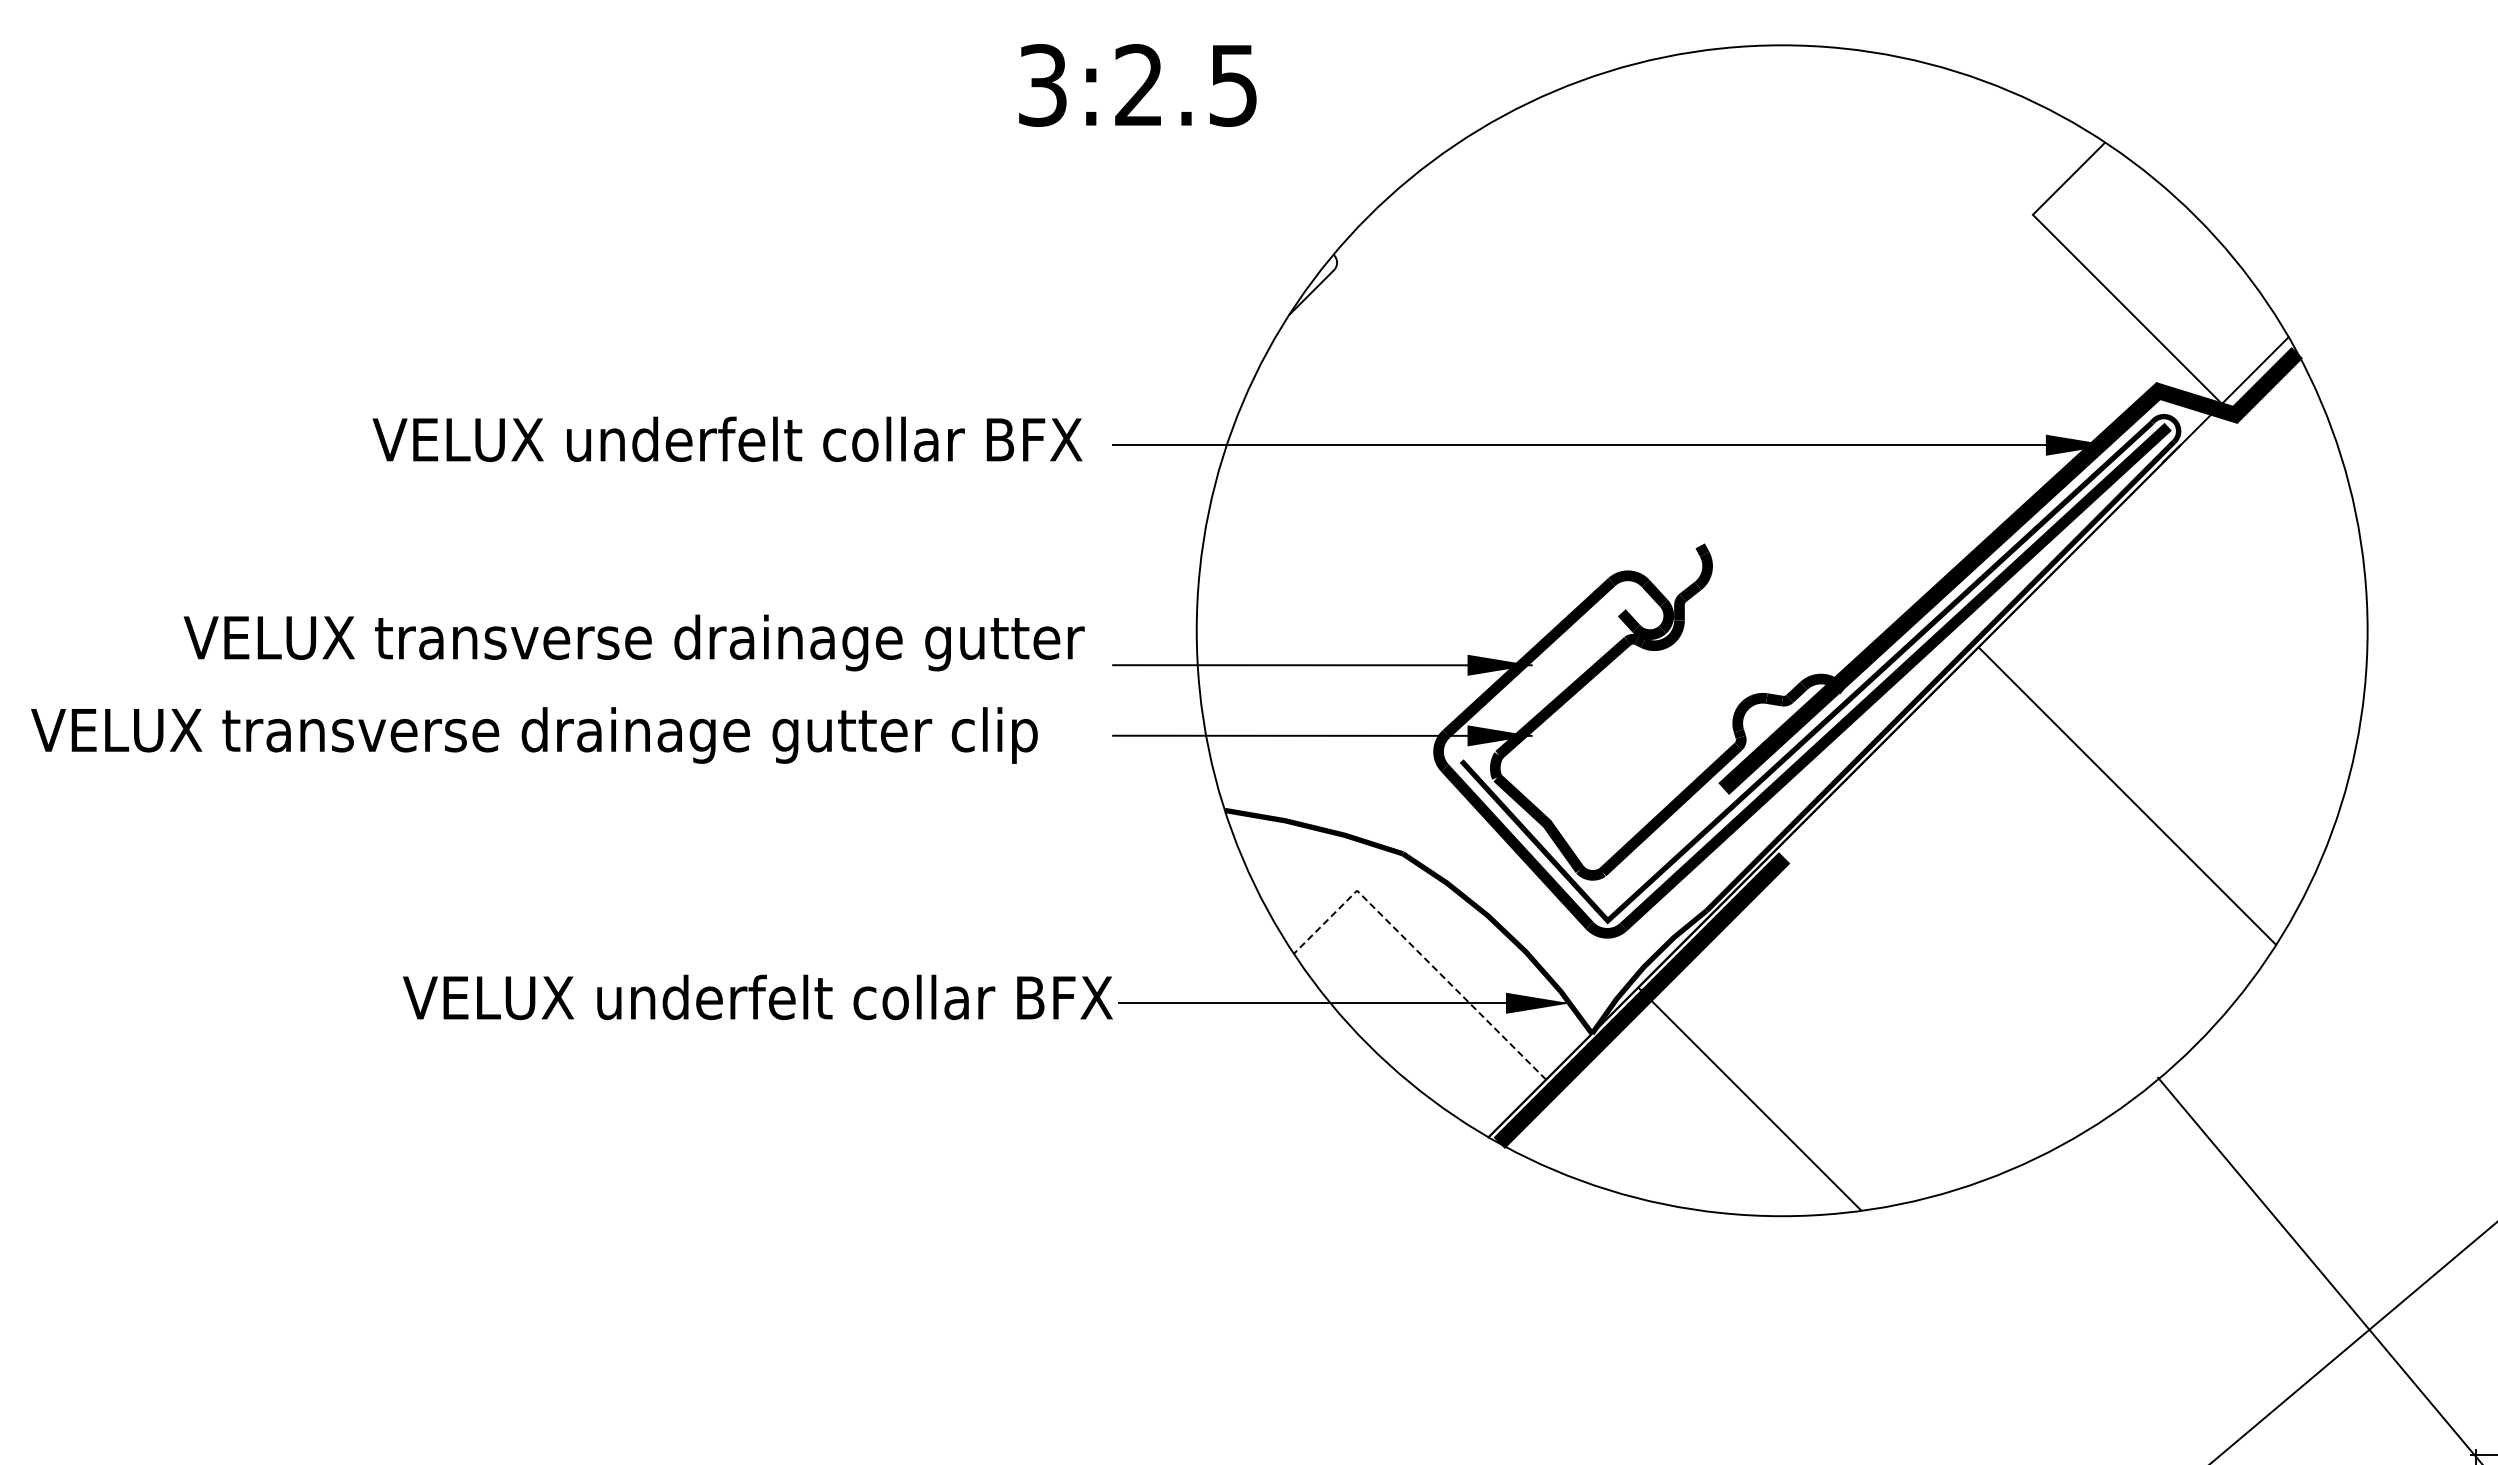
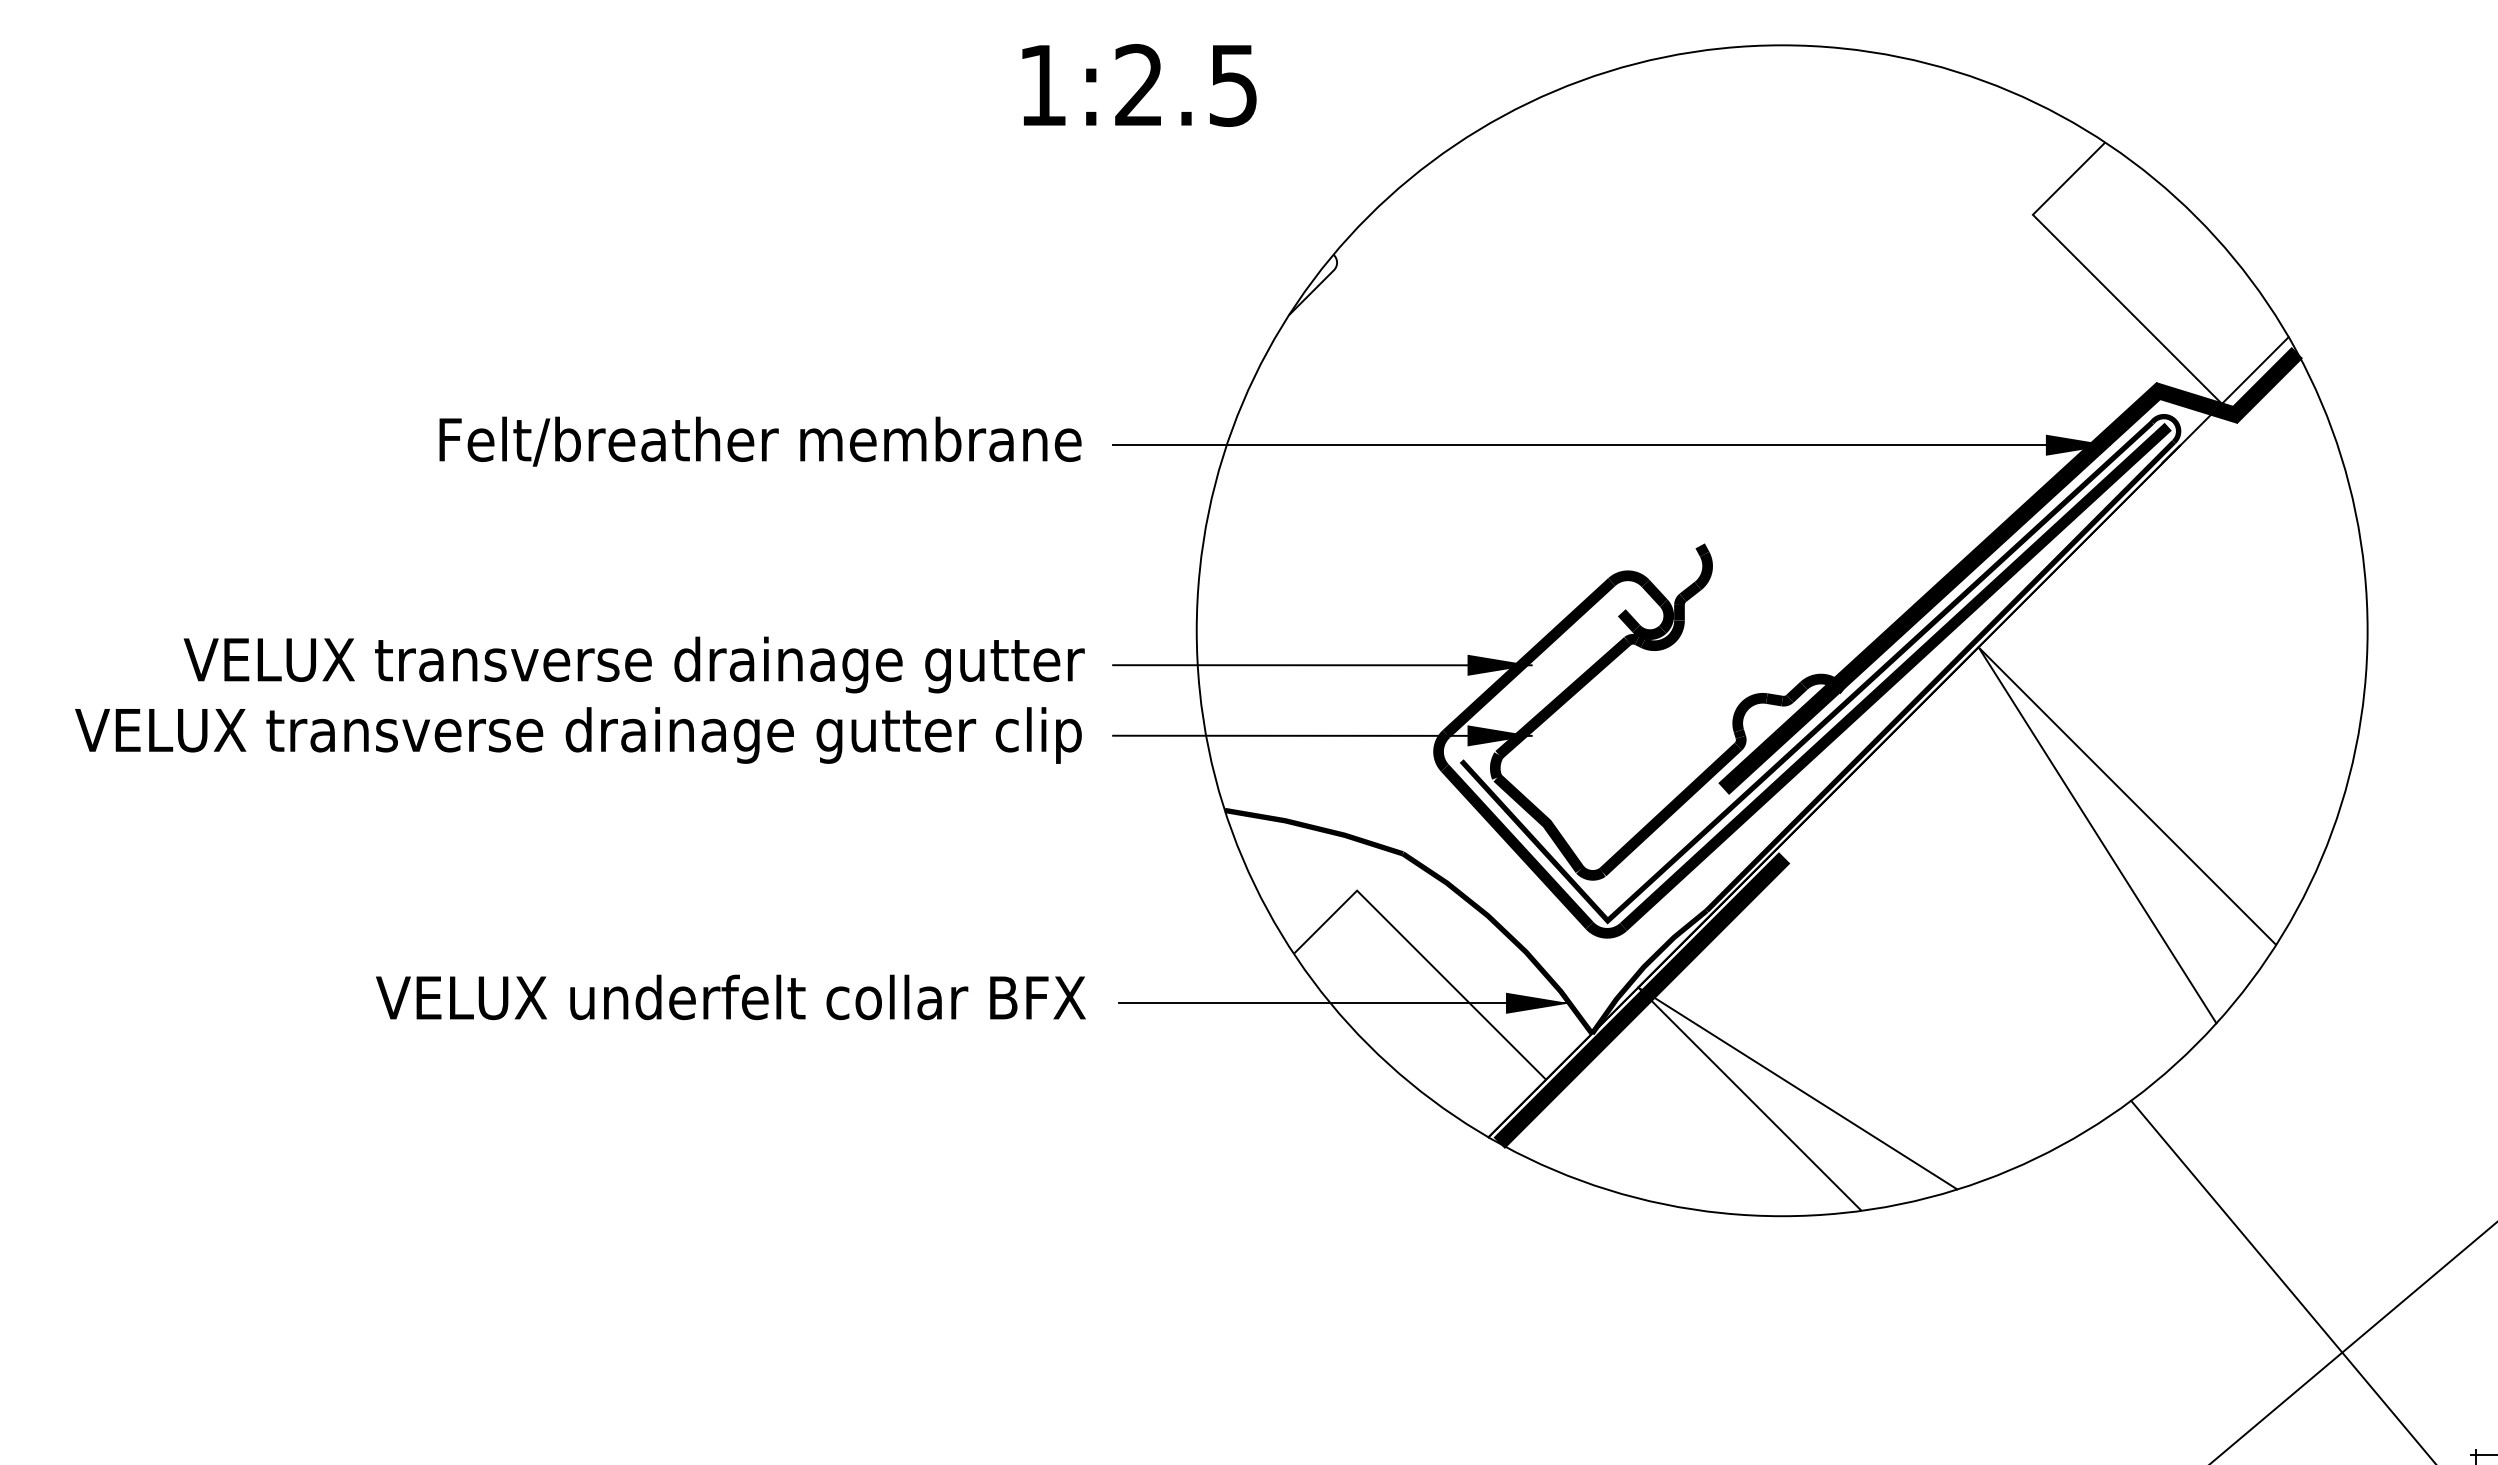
text: 3:2.5 -> 1:2.5 (1042, 85)
text: VELUX underfelt collar BFX -> Felt/breather membrane (727, 441)
text position: (633, 642) -> (633, 664) (633, 664)
text position: (534, 735) -> (578, 735) (578, 735)
line: none -> present (2097, 835)
line: dashed -> solid (1419, 952)
text position: (757, 997) -> (730, 997) (730, 997)
line: none -> present (1797, 1088)
line position: (2319, 1269) -> (2282, 1280) (2282, 1280)
